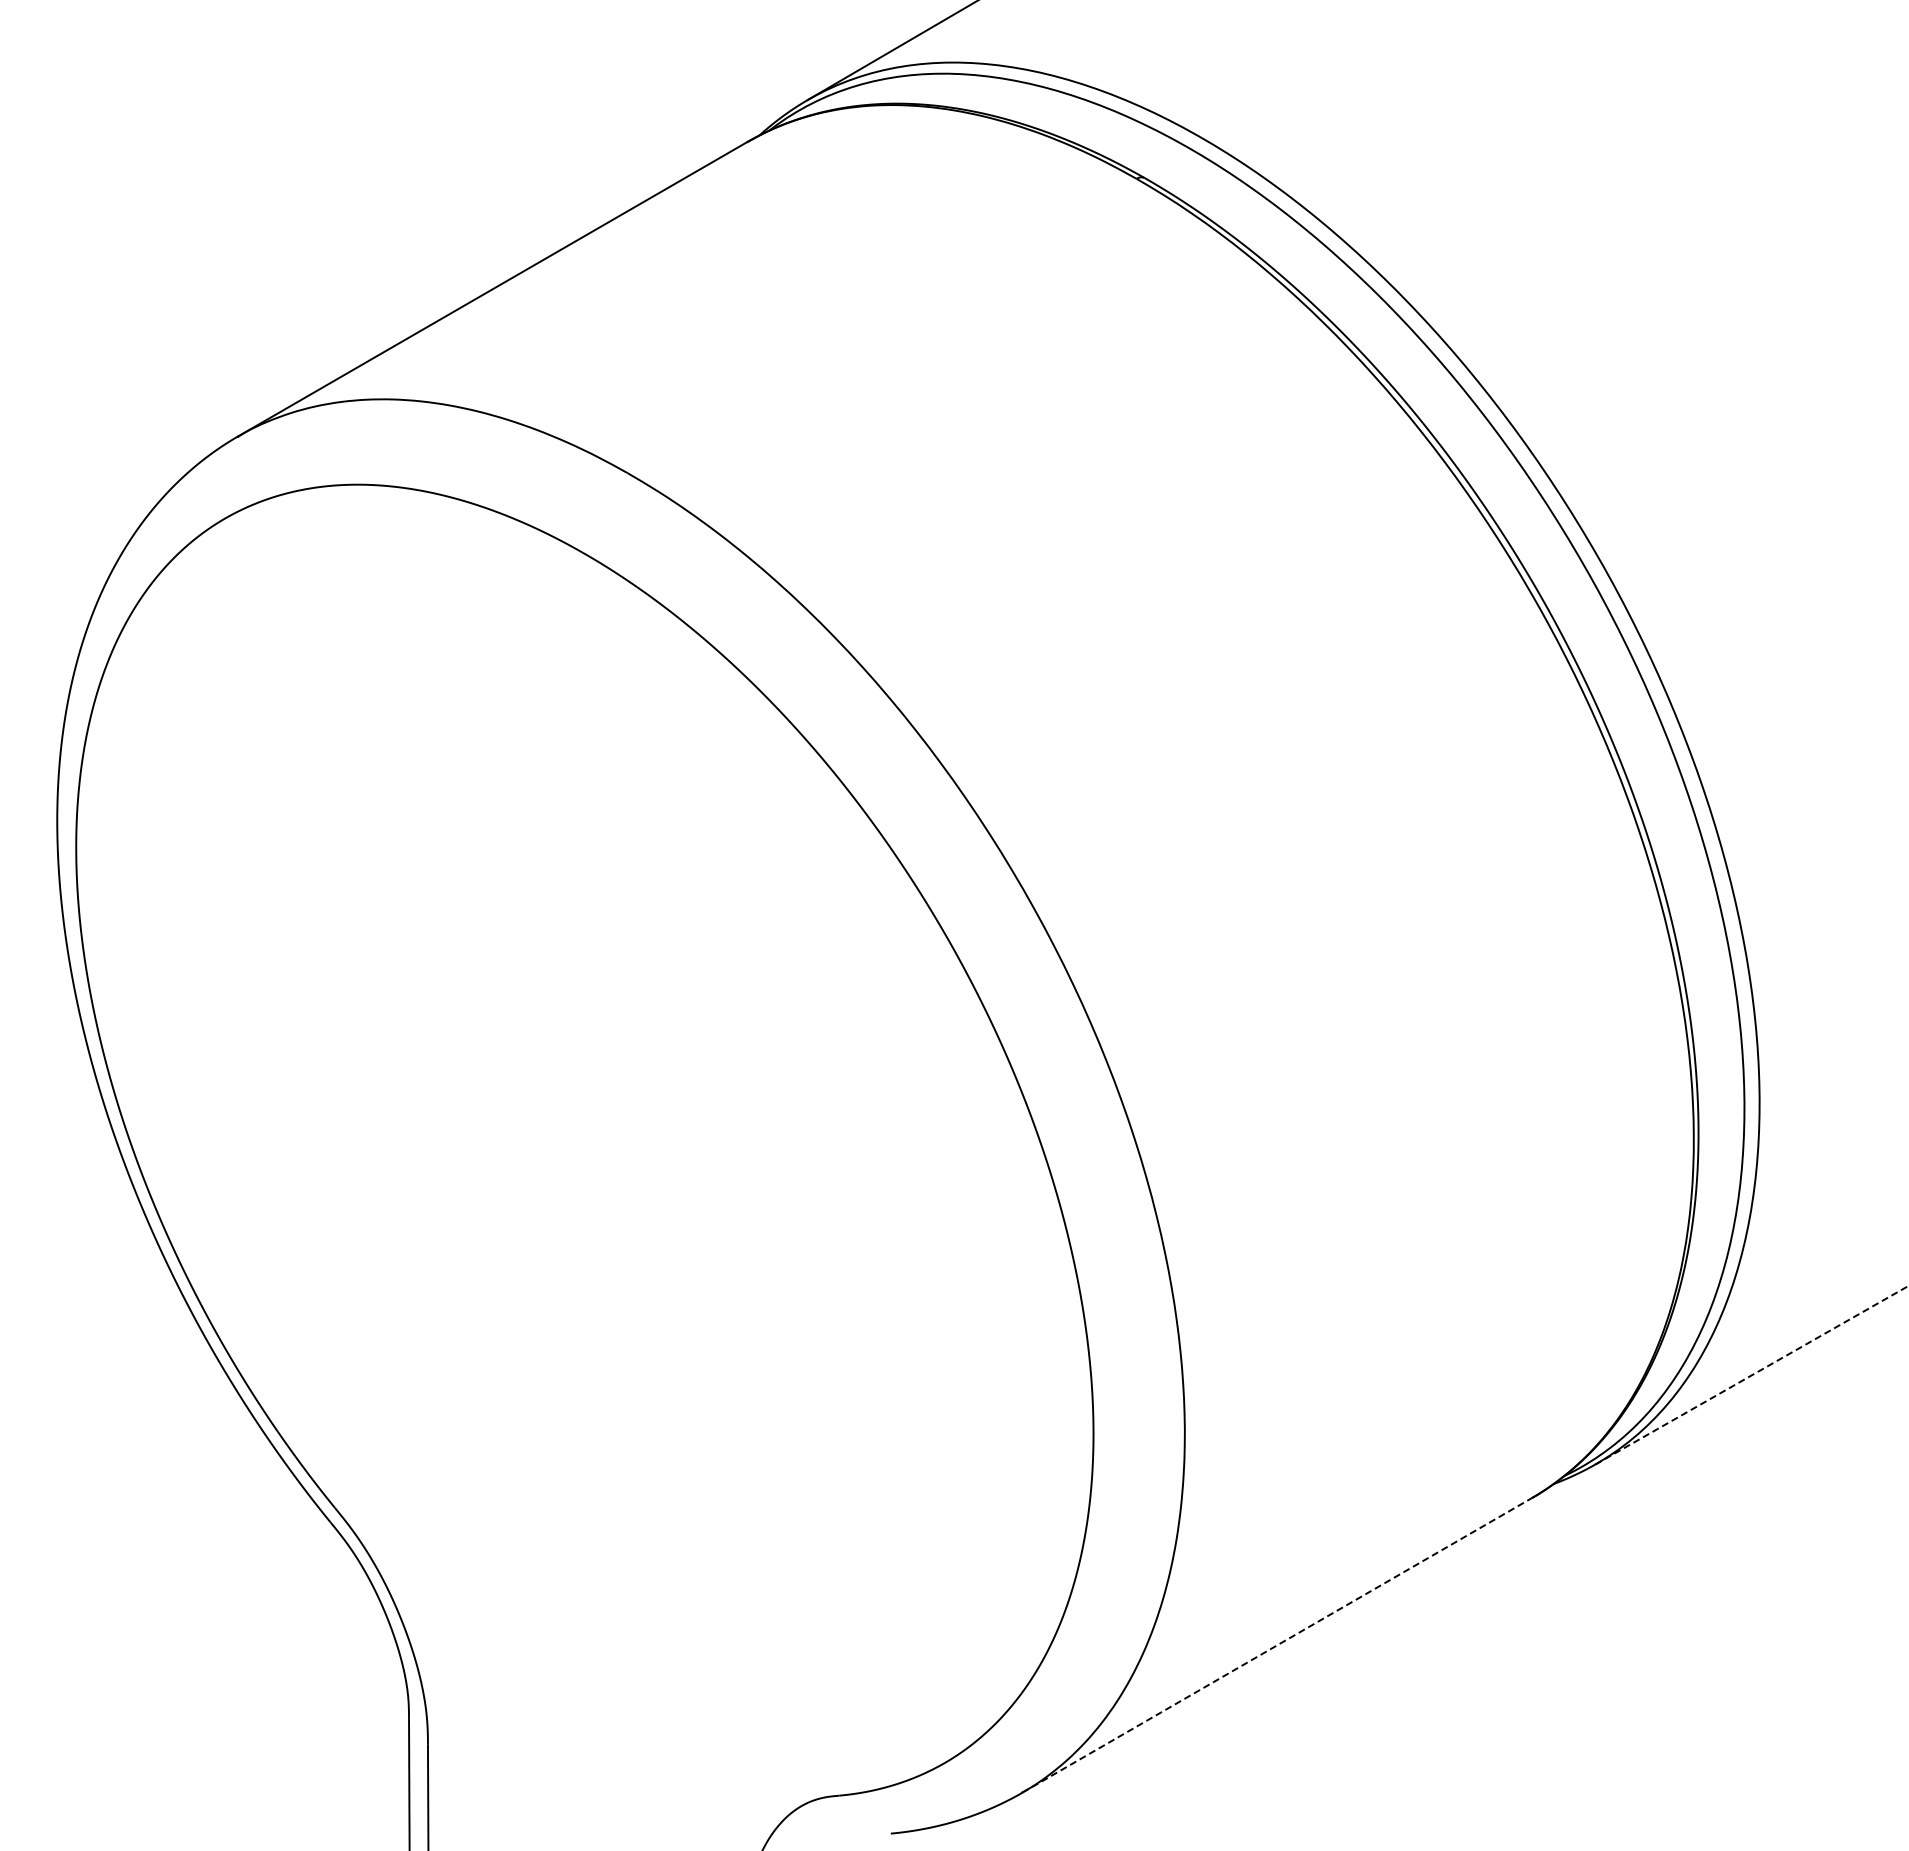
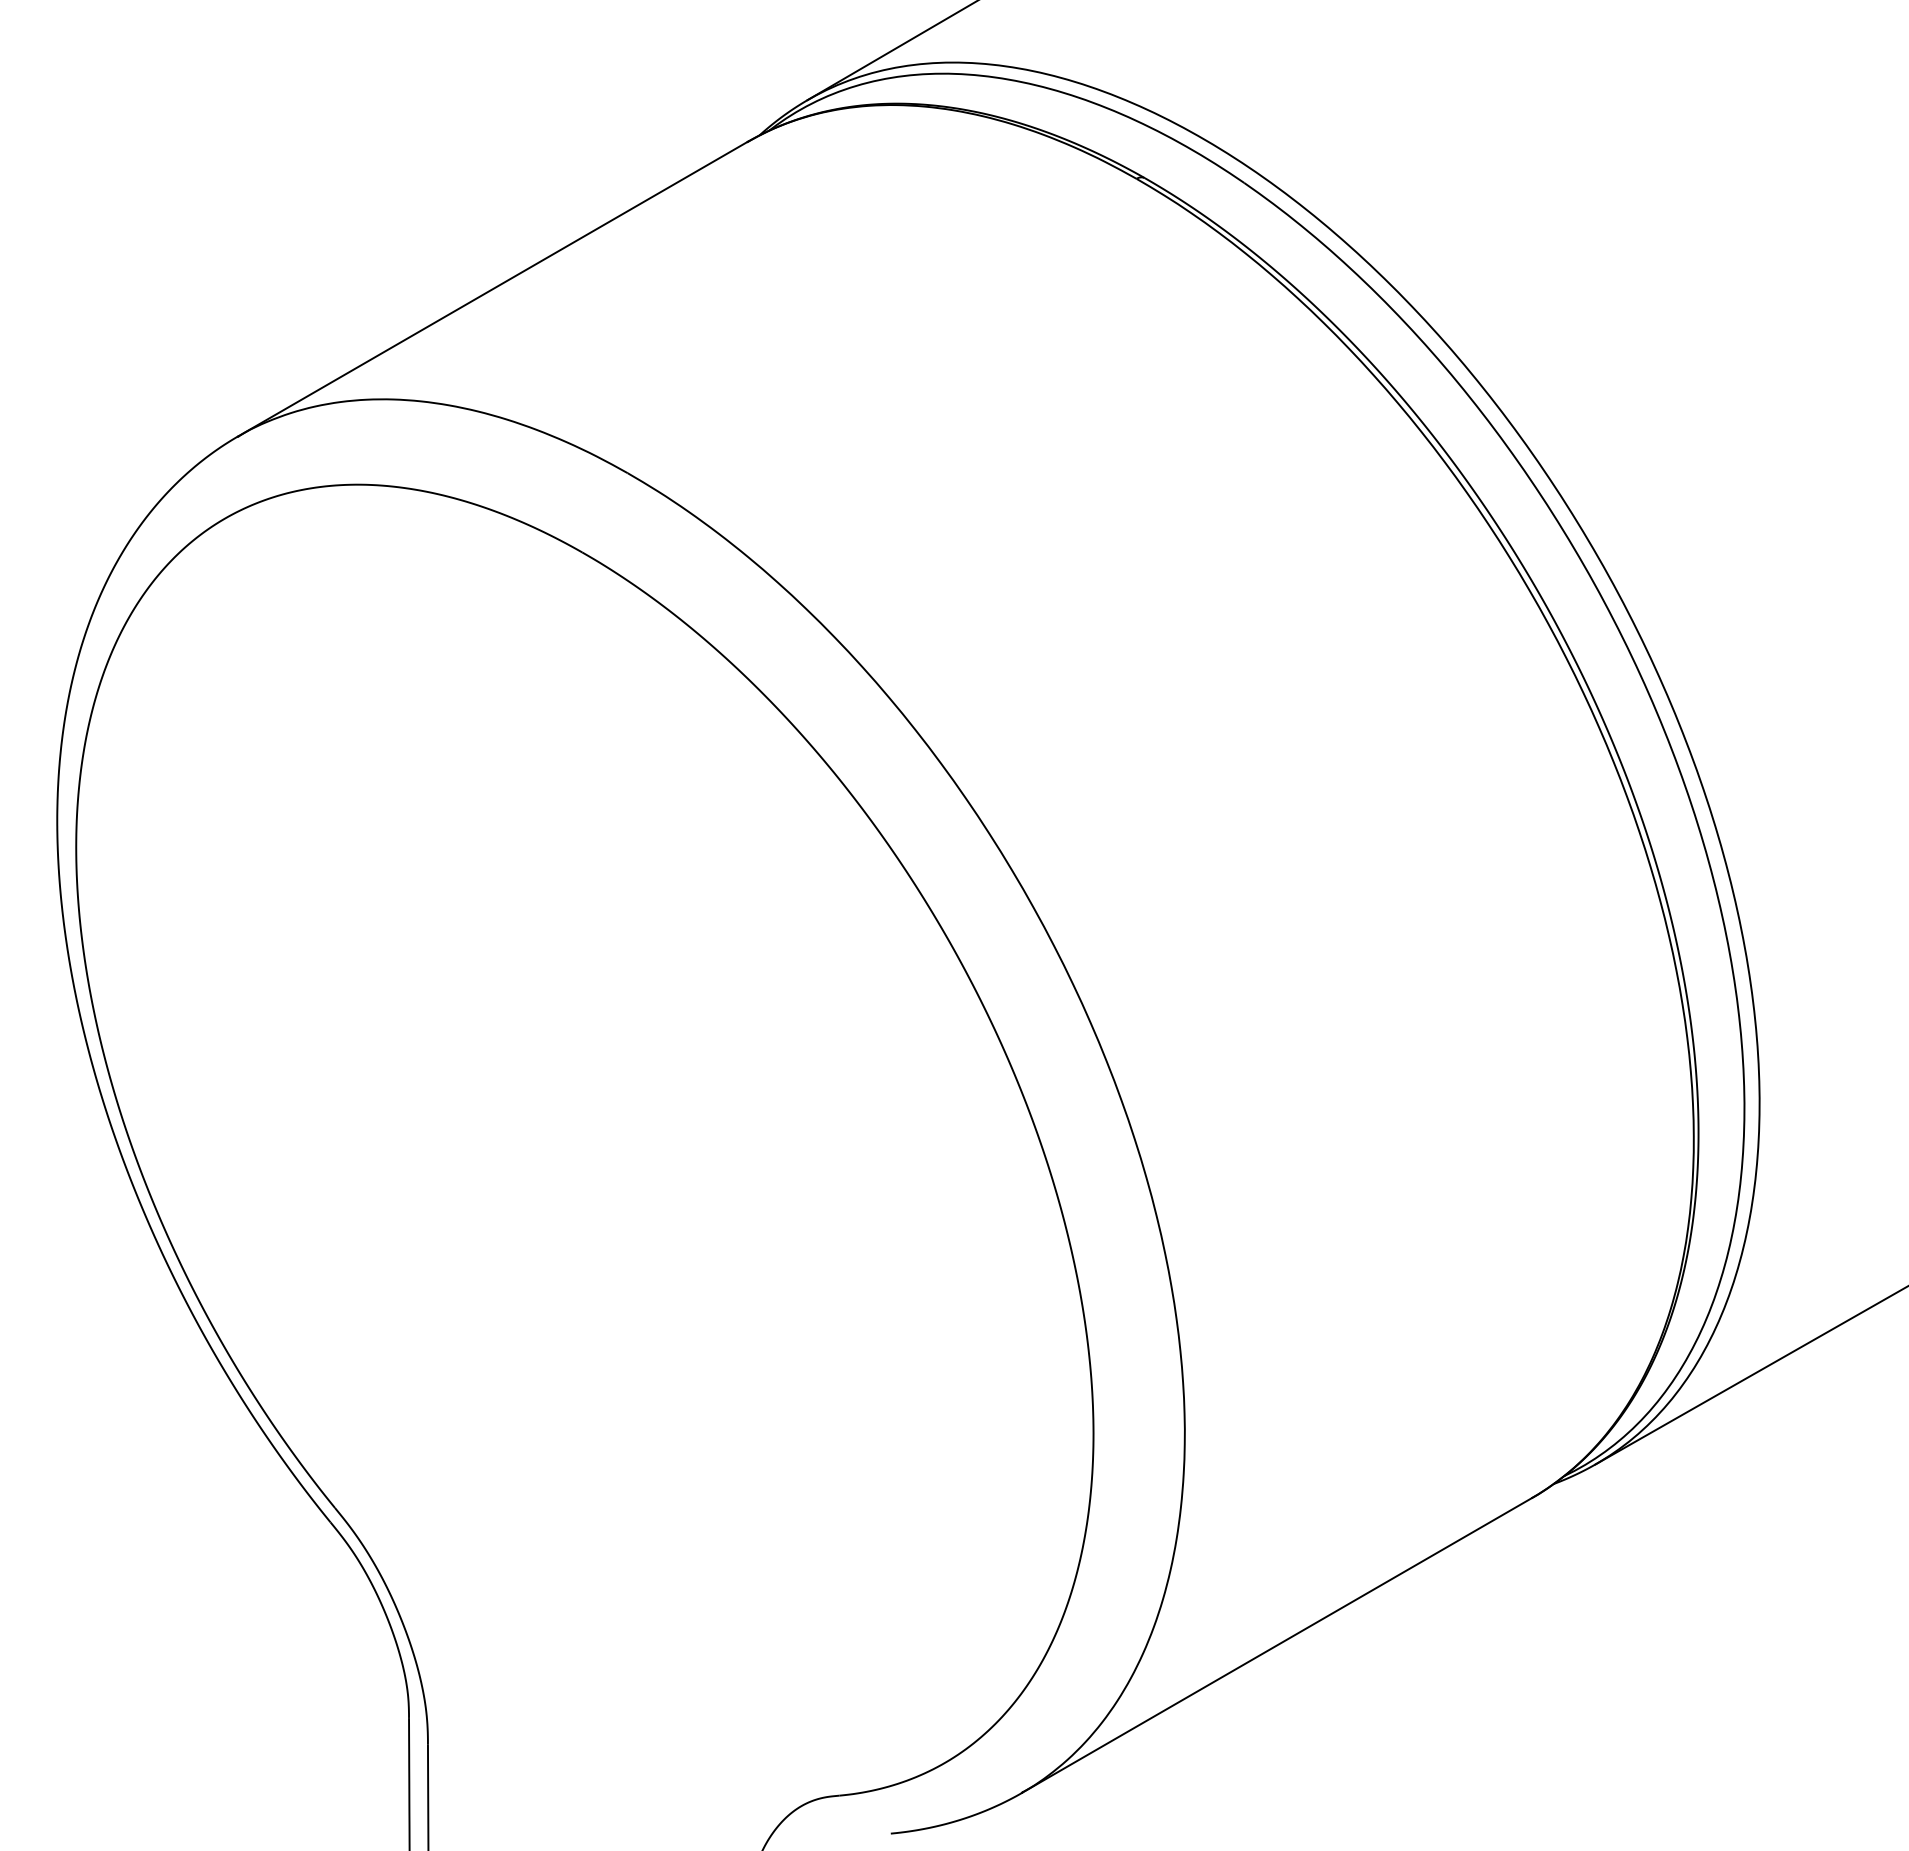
line: dashed -> solid (1752, 1374)
line: dashed -> solid (1277, 1645)
